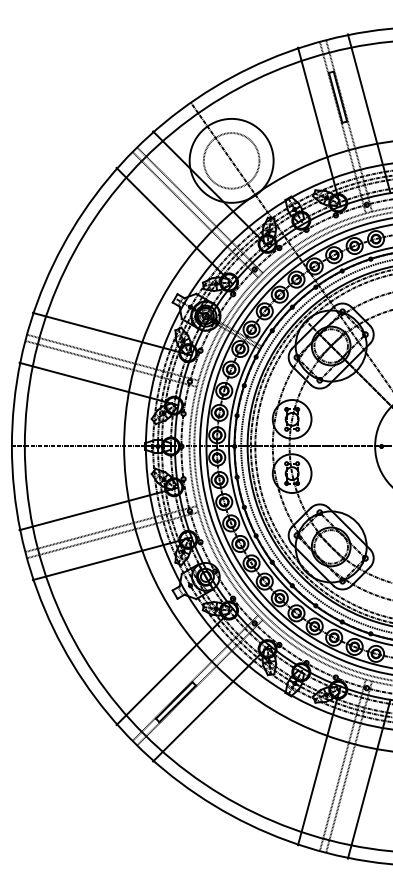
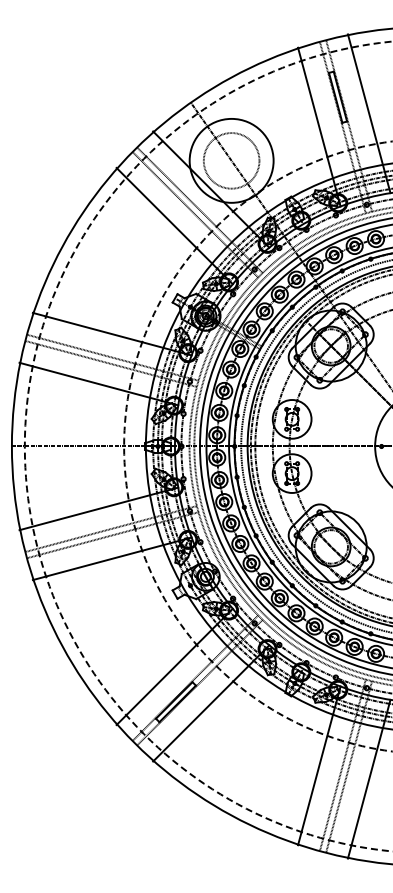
circle: solid -> dashed (208, 446)
circle: solid -> dashed (258, 446)
